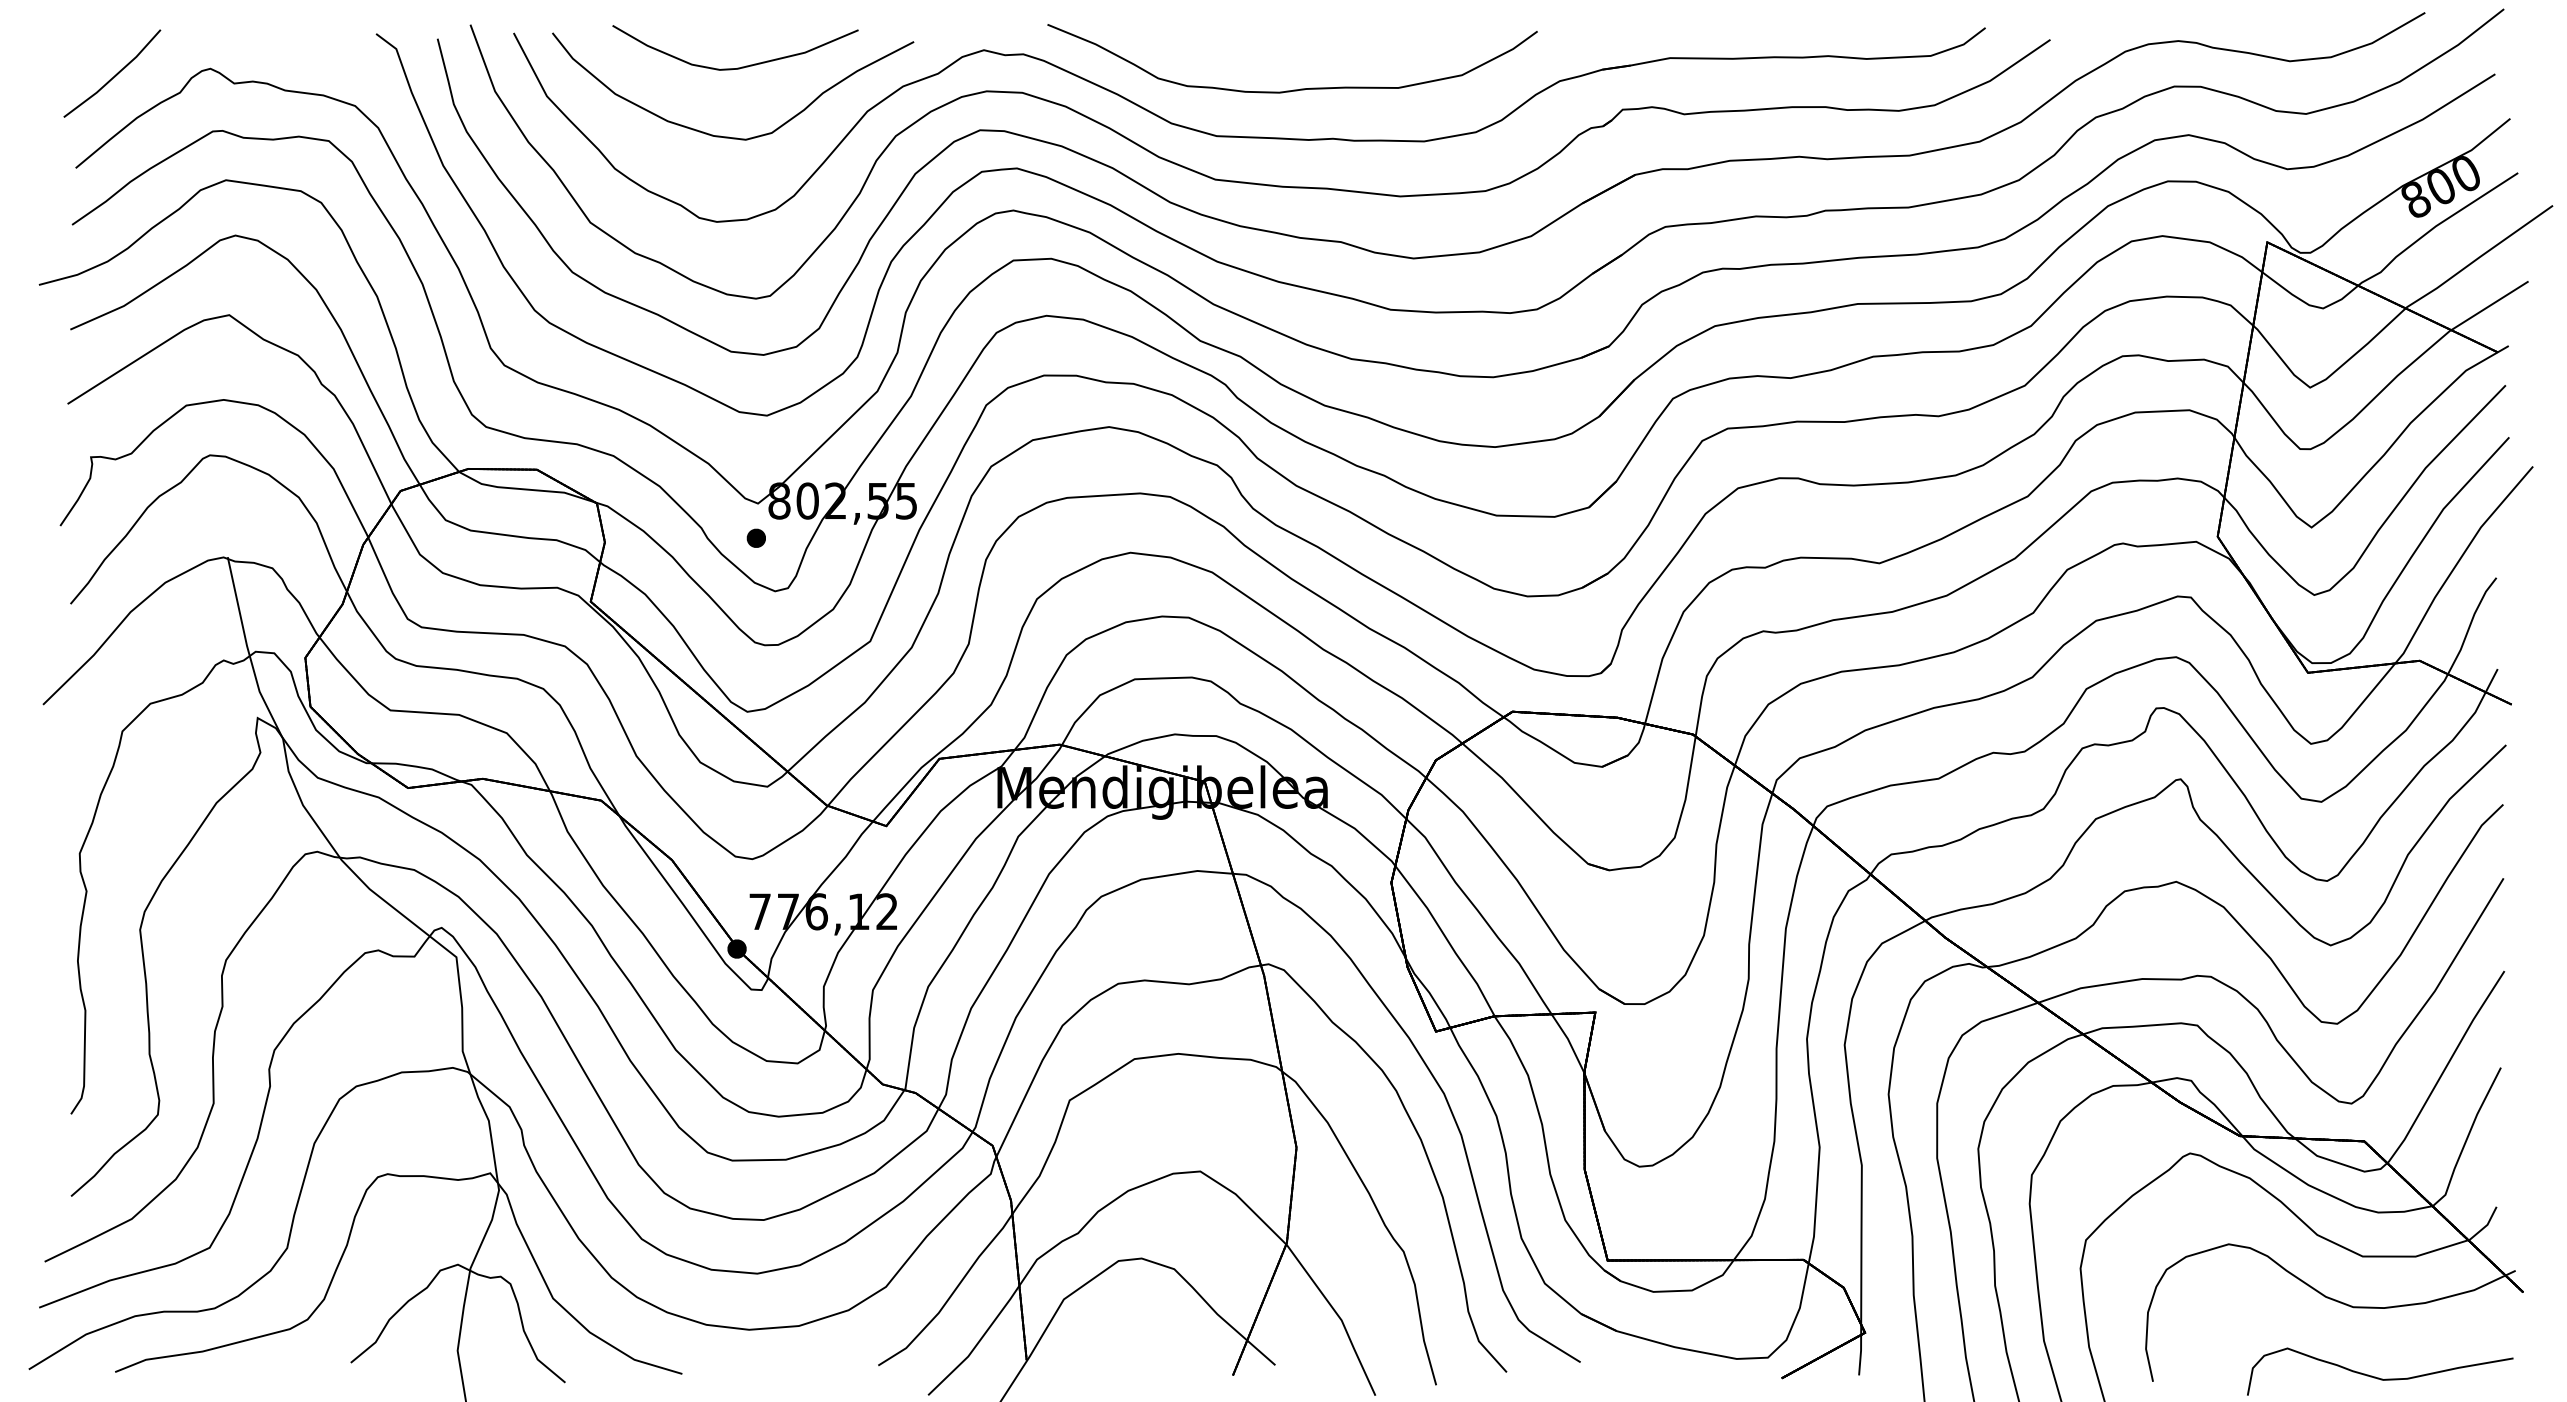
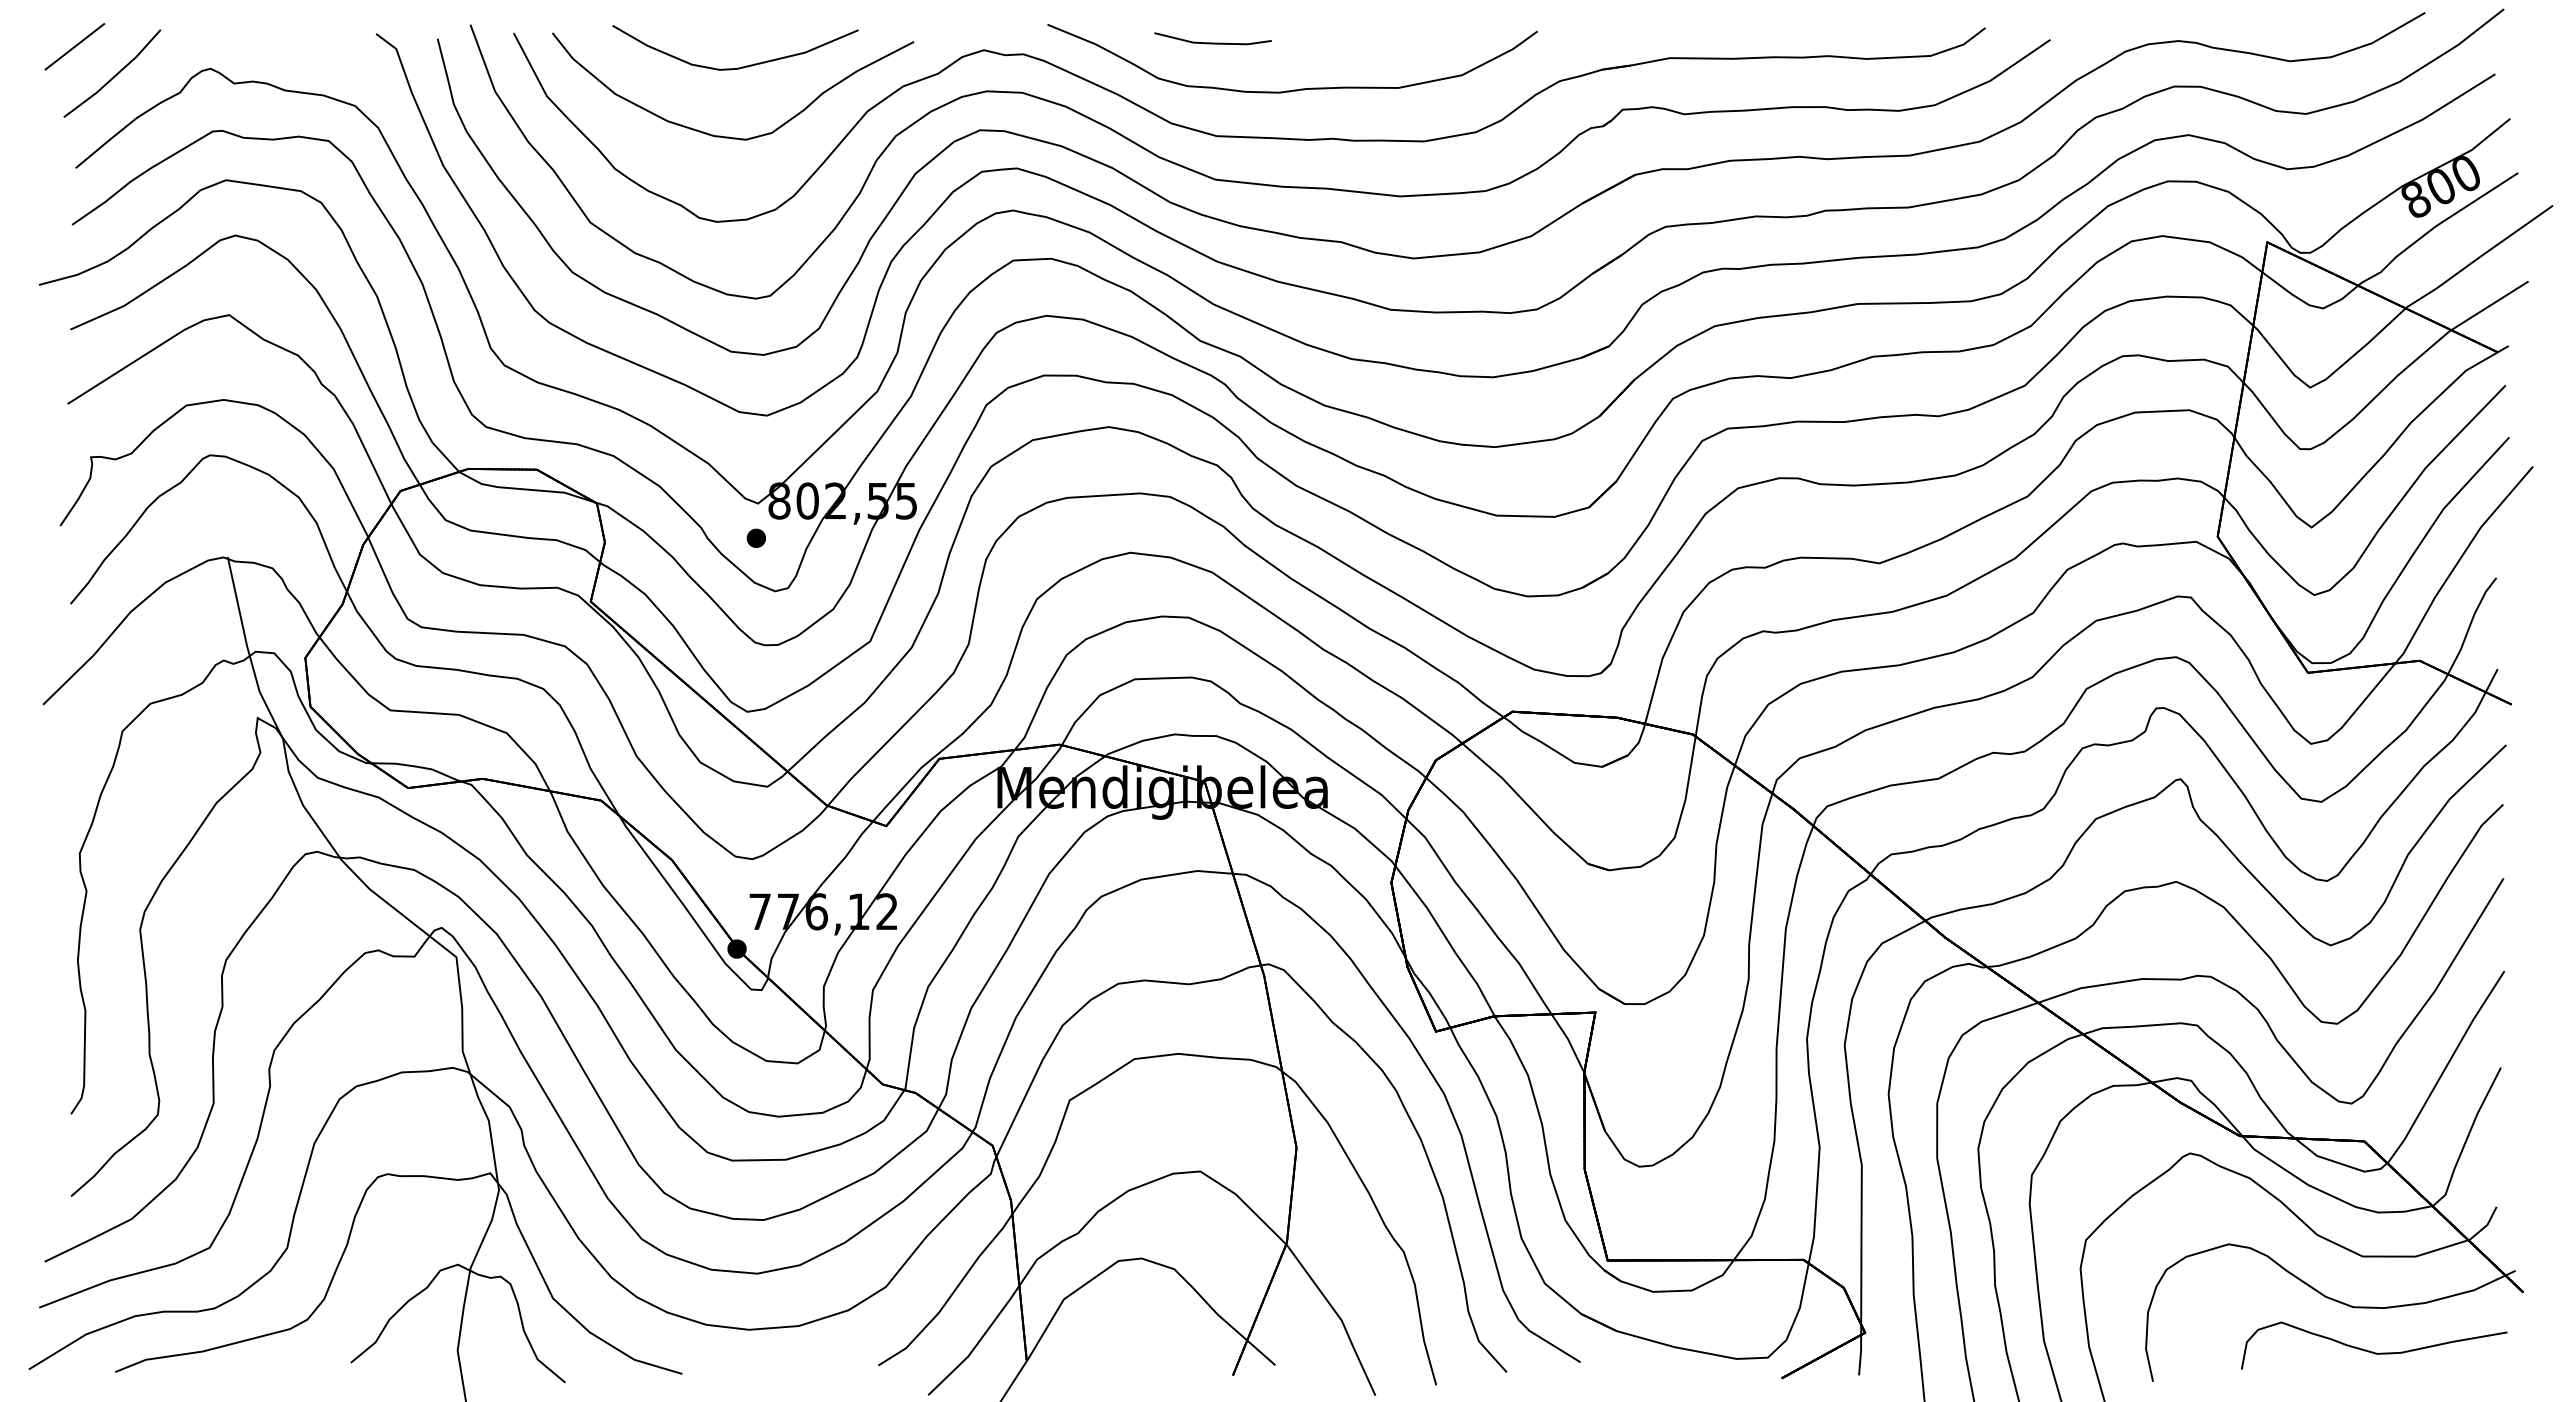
line: none -> present (1212, 42)
line: none -> present (74, 46)
part position: (2379, 1377) -> (2373, 1351) (2373, 1351)
